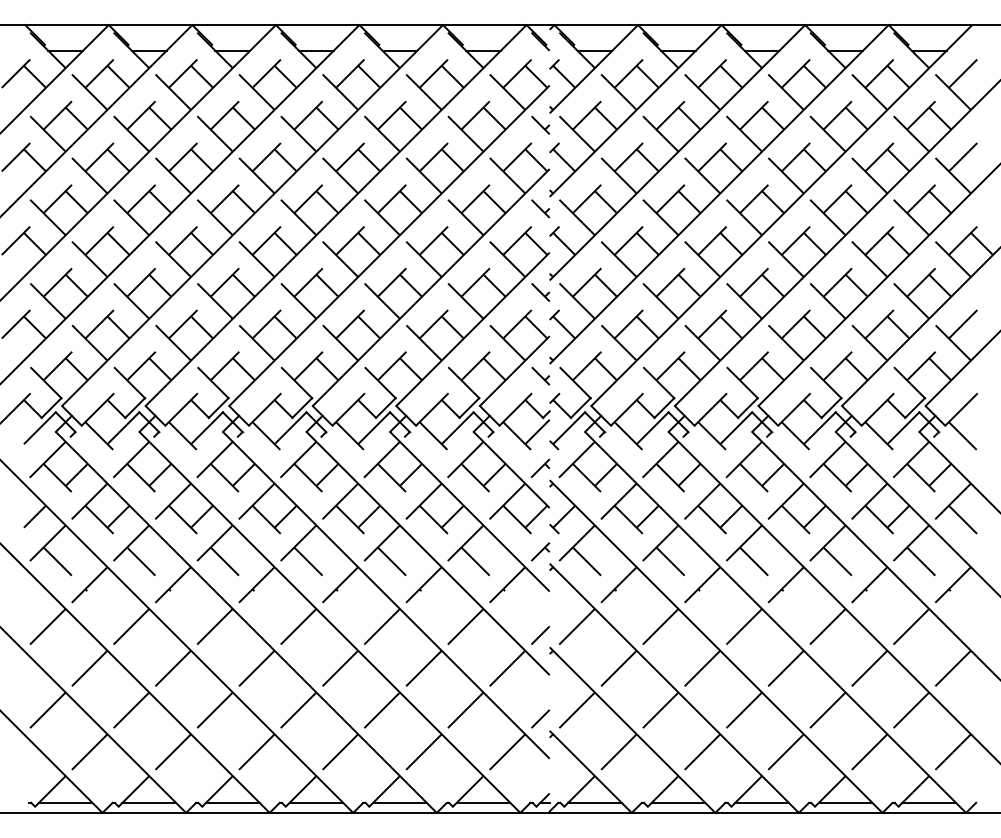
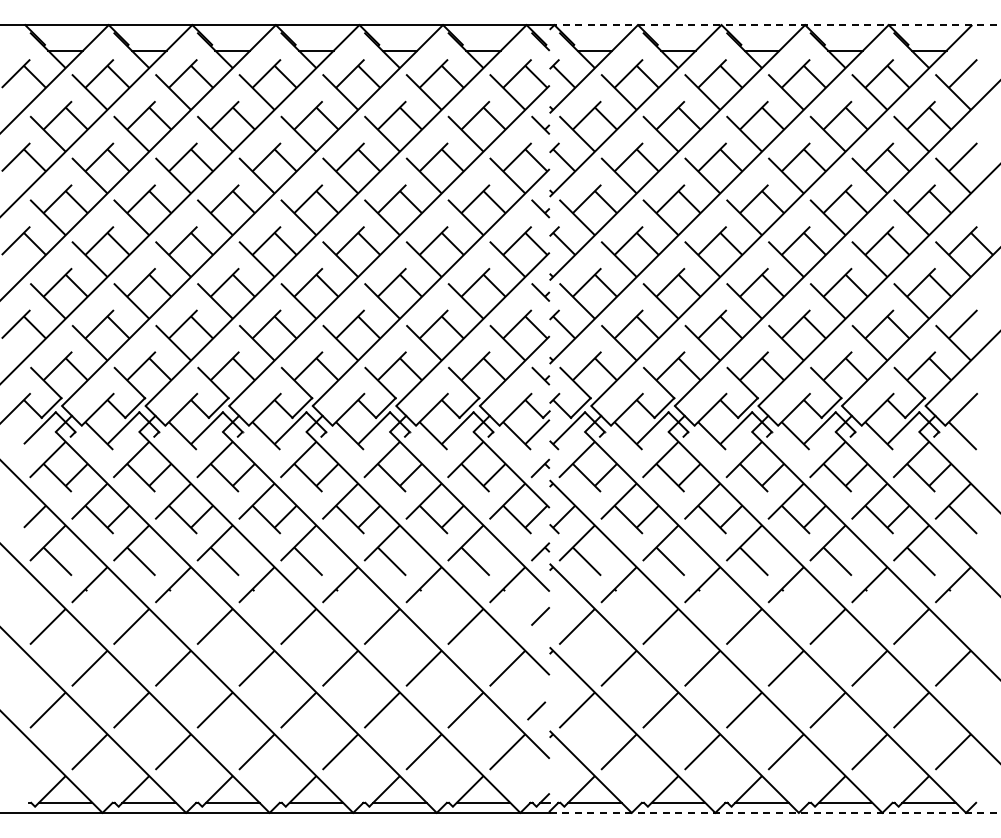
line: solid -> dashed (774, 25)
line position: (540, 635) -> (540, 616) (540, 616)
line position: (540, 718) -> (536, 710) (536, 710)
line: solid -> dashed (775, 812)
